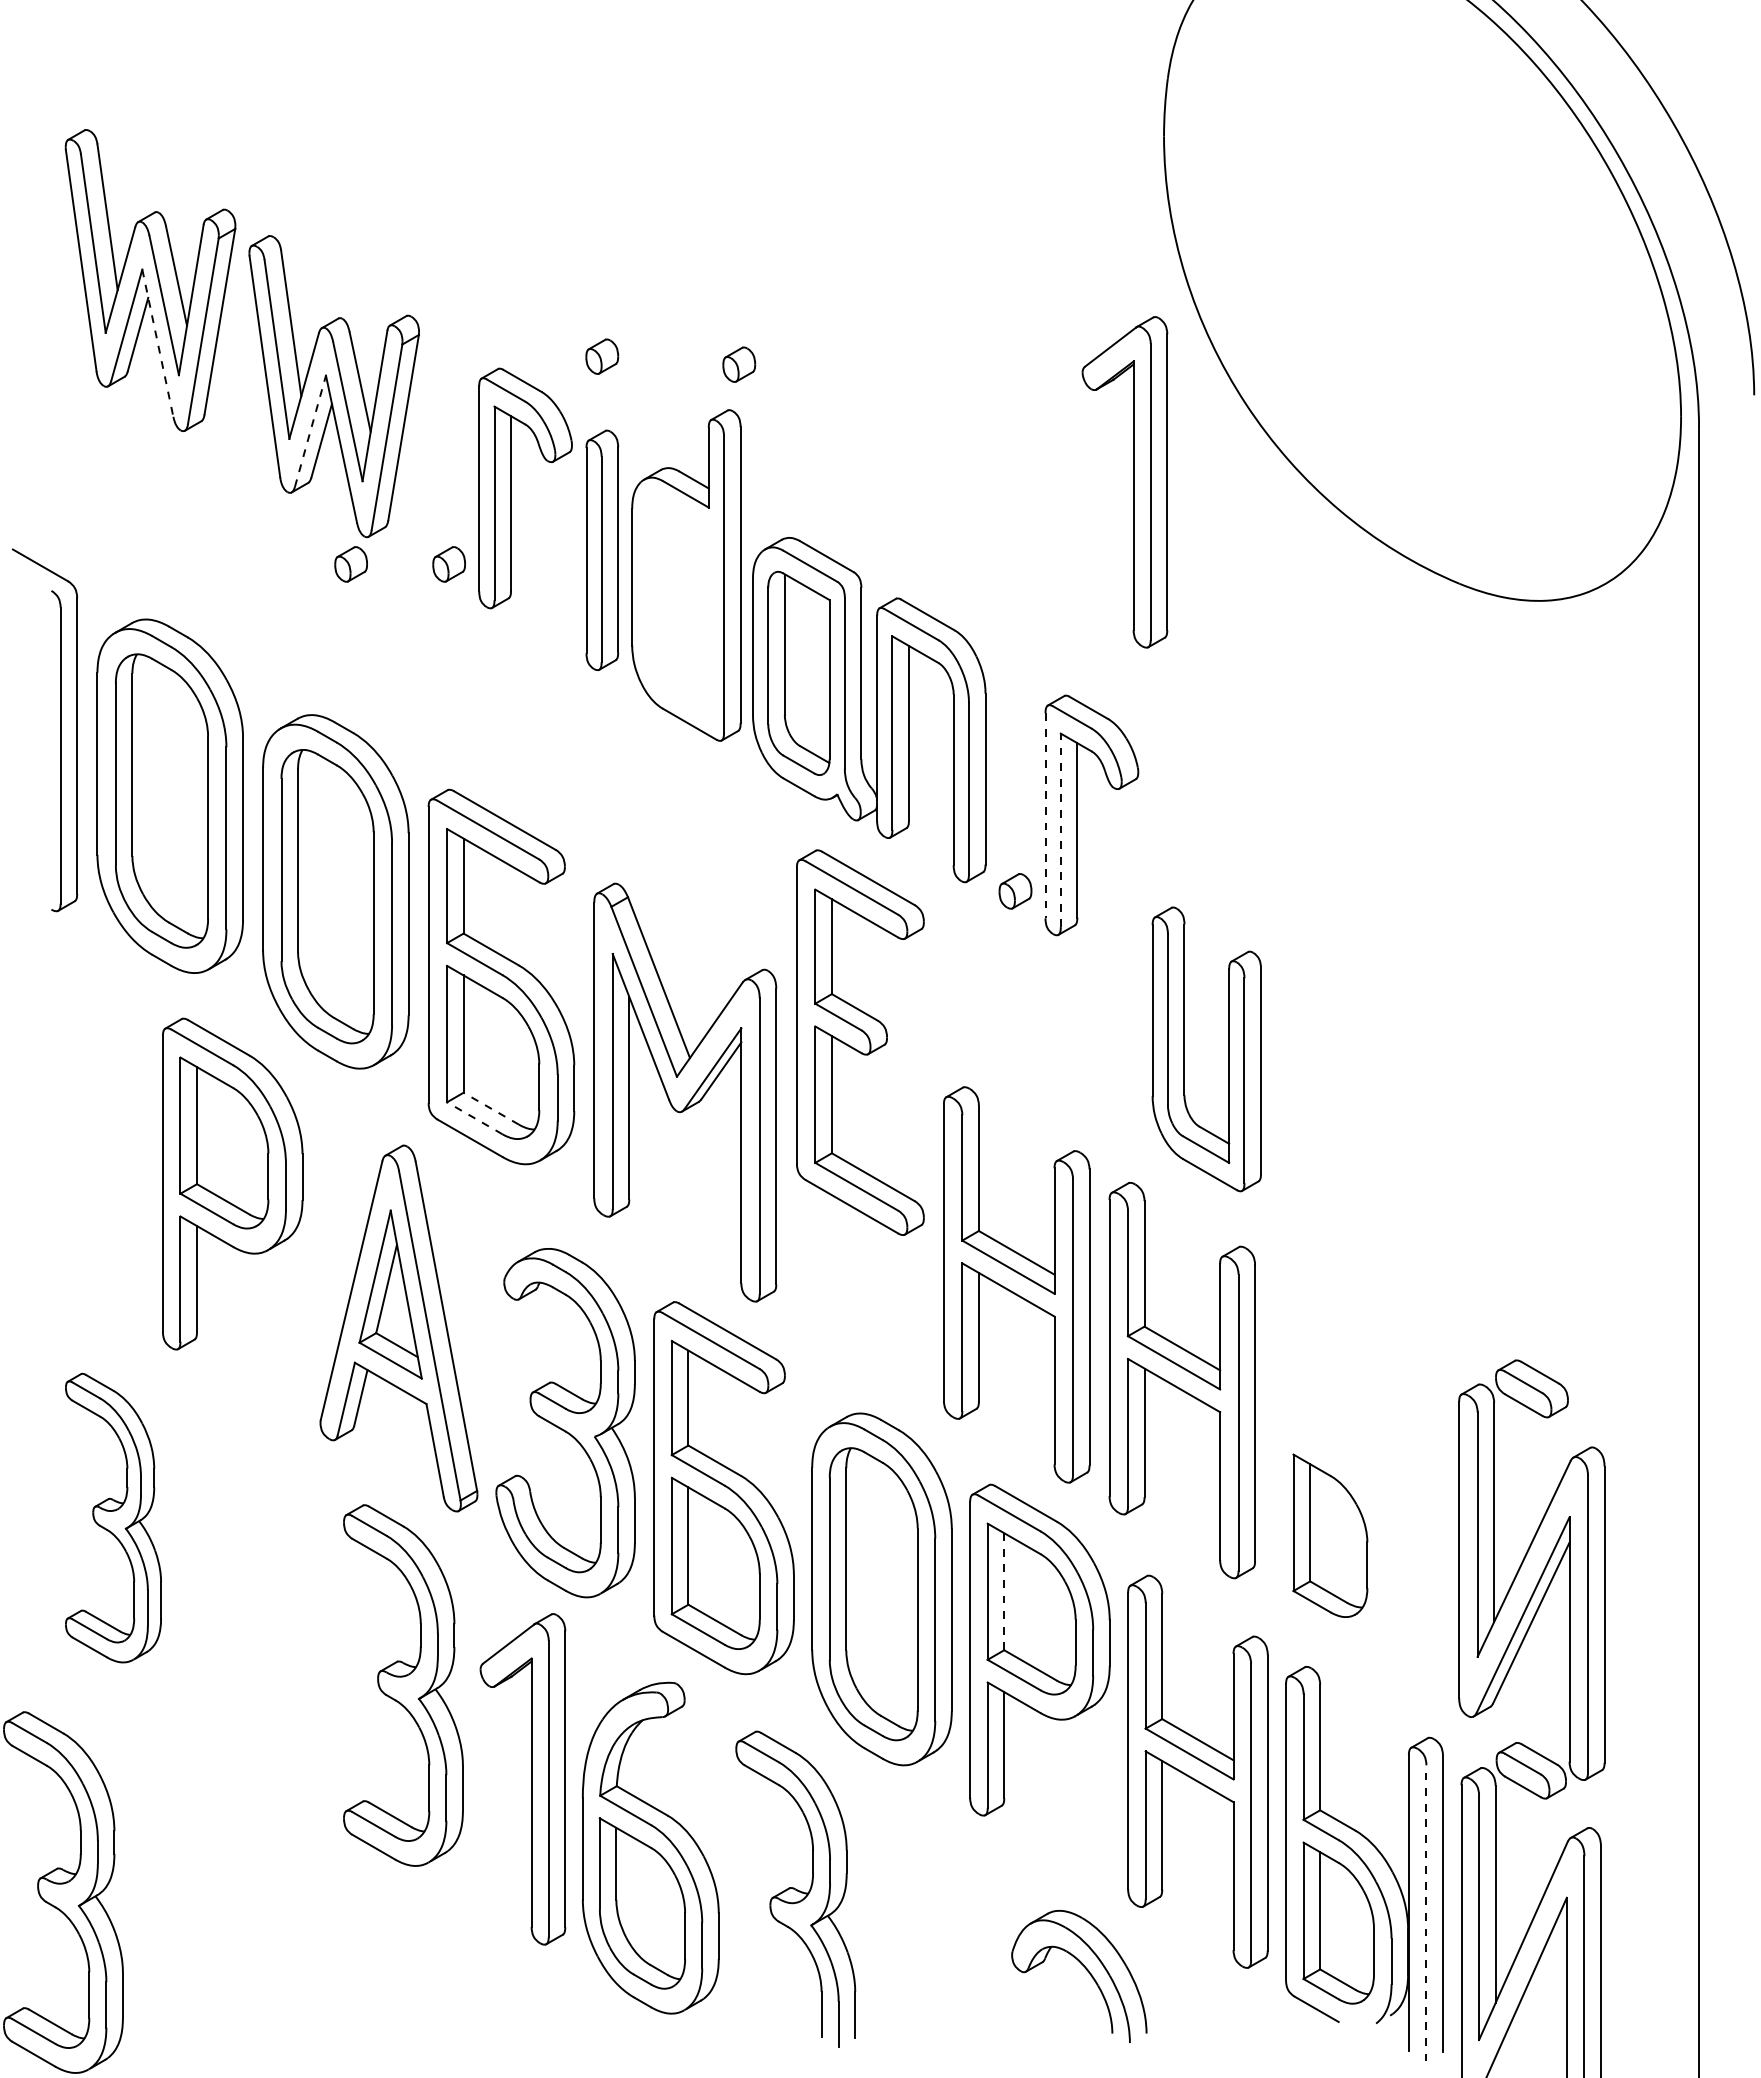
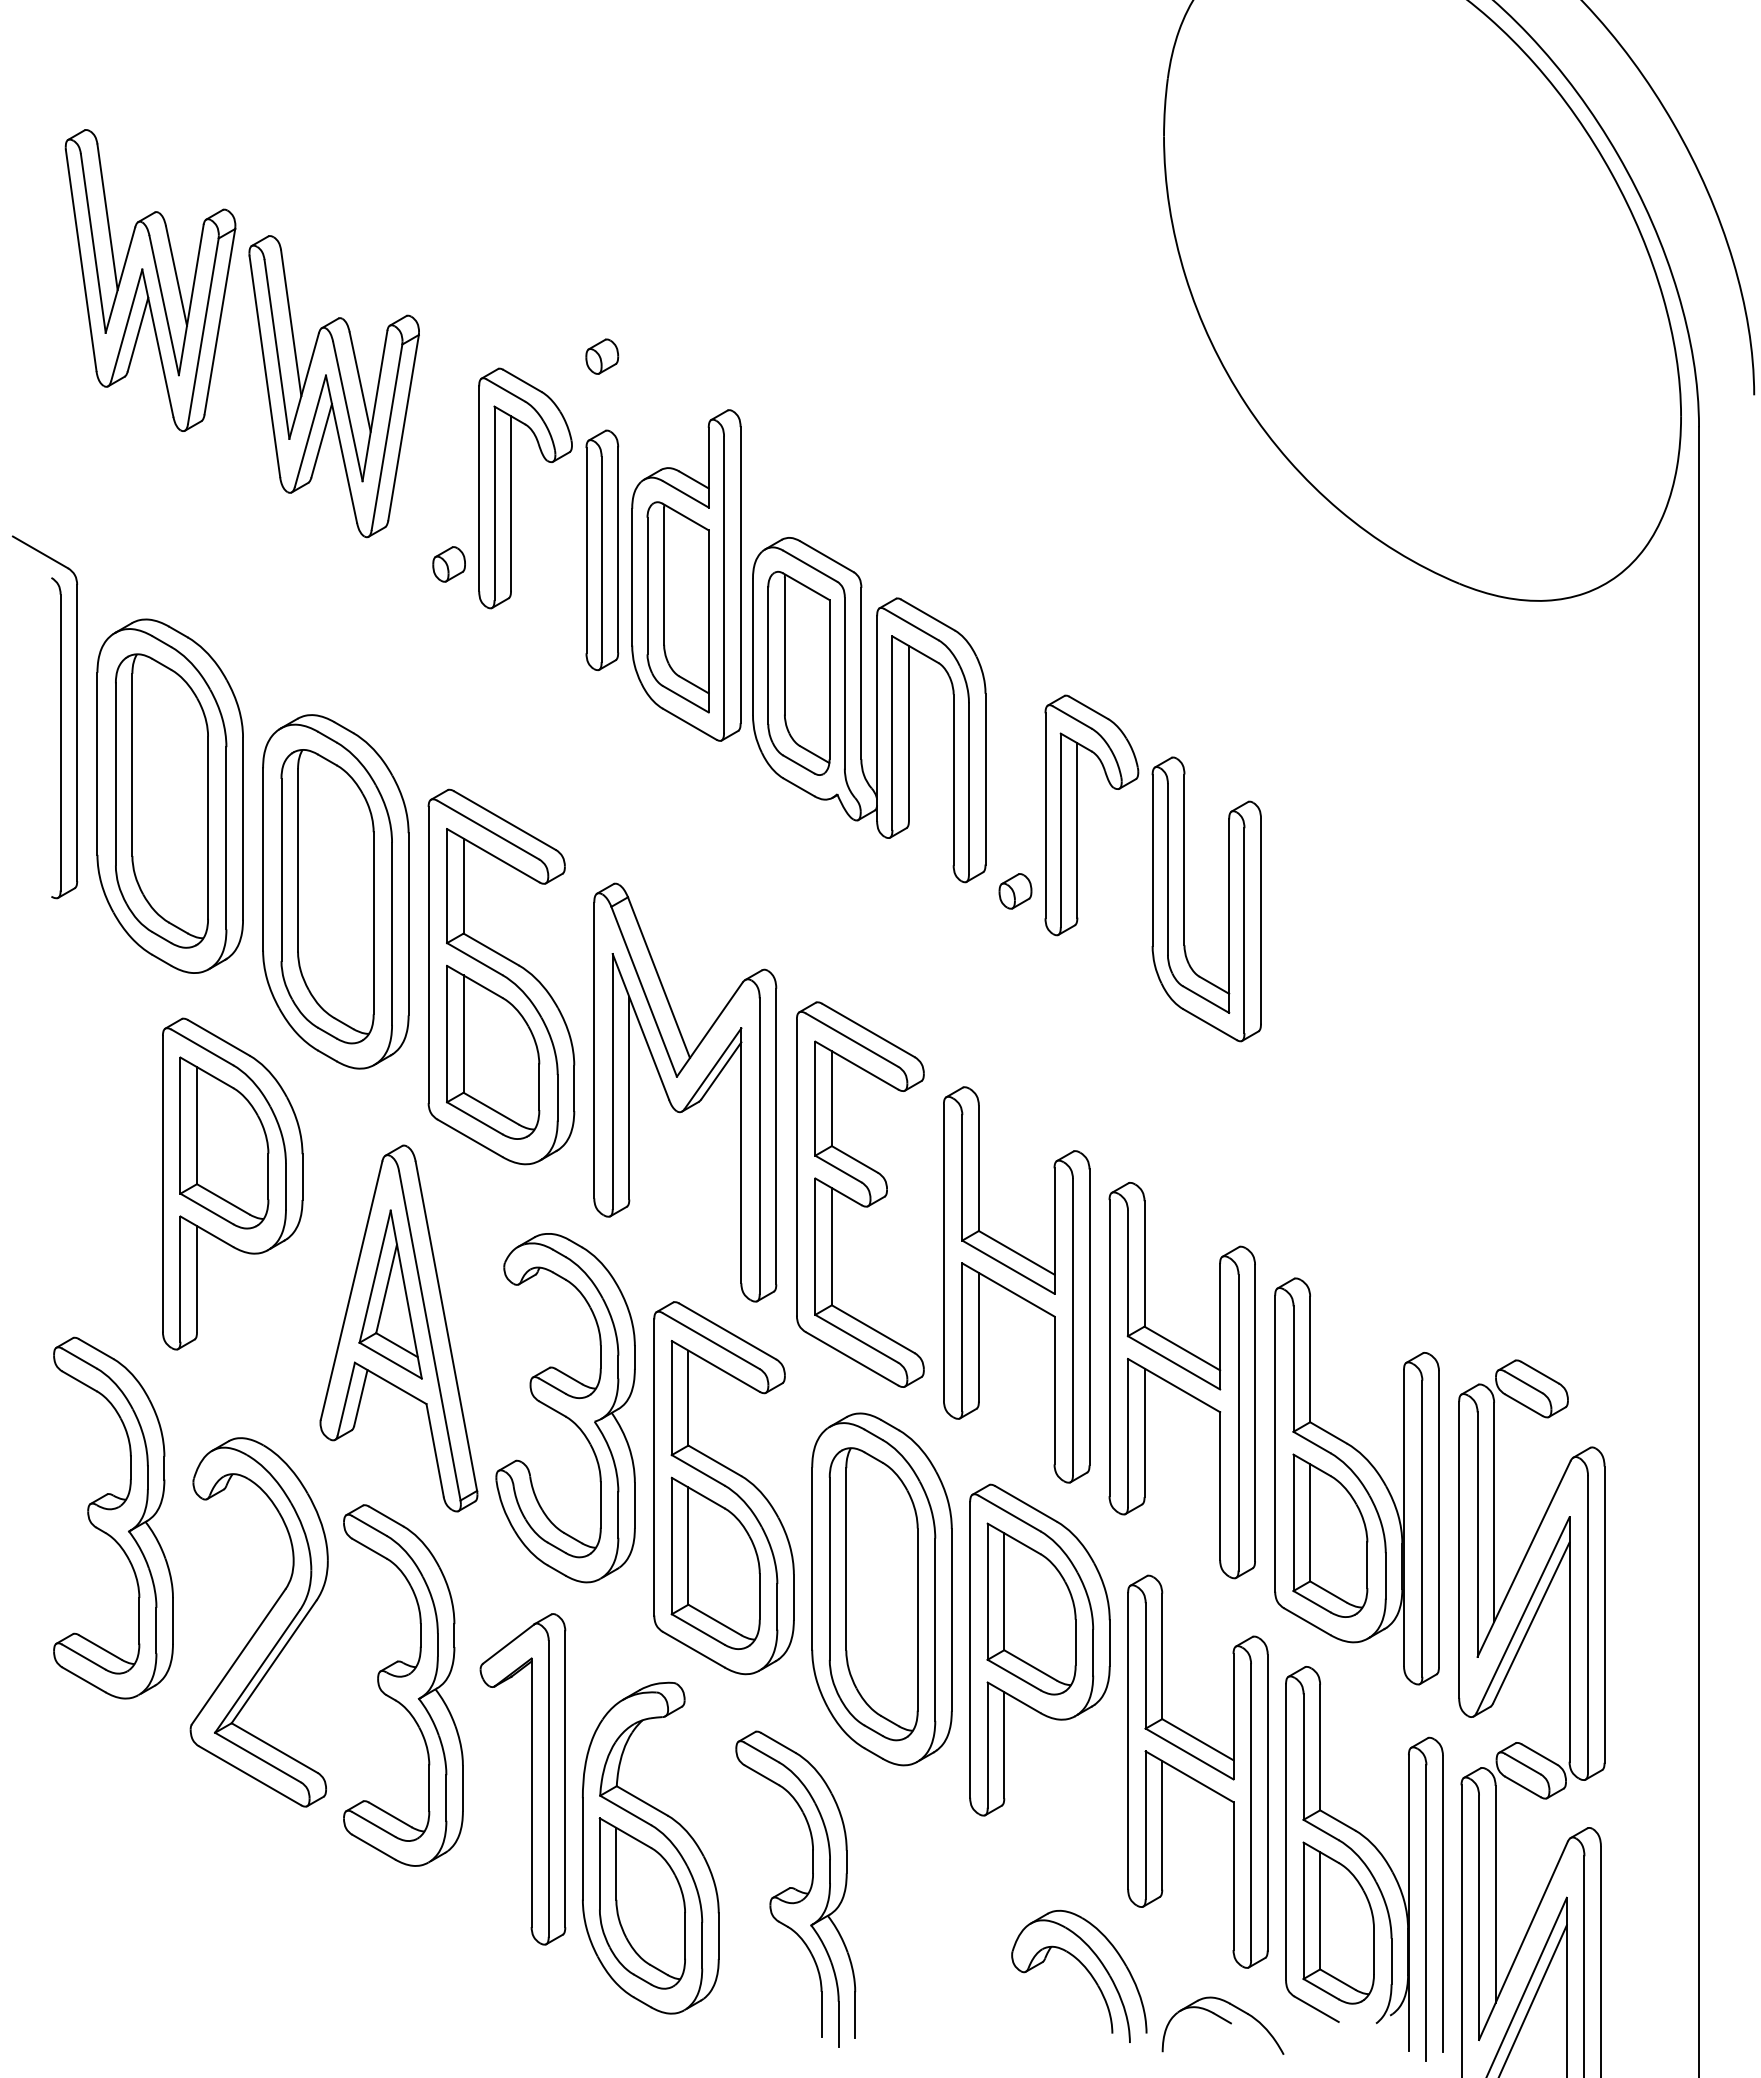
line: dashed -> solid (157, 343)
part: present -> none (739, 364)
line: dashed -> solid (310, 431)
part: present -> none (1133, 482)
part: present -> none (350, 564)
part: none -> present (677, 607)
part position: (60, 730) -> (60, 717) (60, 717)
line: dashed -> solid (1045, 816)
line: dashed -> solid (1060, 830)
part position: (860, 1042) -> (860, 1194) (860, 1194)
part position: (1184, 1049) -> (1184, 899) (1184, 899)
line: dashed -> solid (491, 1108)
line: dashed -> solid (474, 1118)
part position: (565, 1423) -> (565, 1408) (565, 1408)
part: none -> present (1356, 1481)
part size: 97x292 px -> 121x364 px (113, 1517)
line: dashed -> solid (1004, 1591)
part: none -> present (258, 1622)
part: present -> none (63, 1892)
line: dashed -> solid (1426, 1912)
line: none -> present (1533, 1999)
part: none -> present (1222, 2025)
